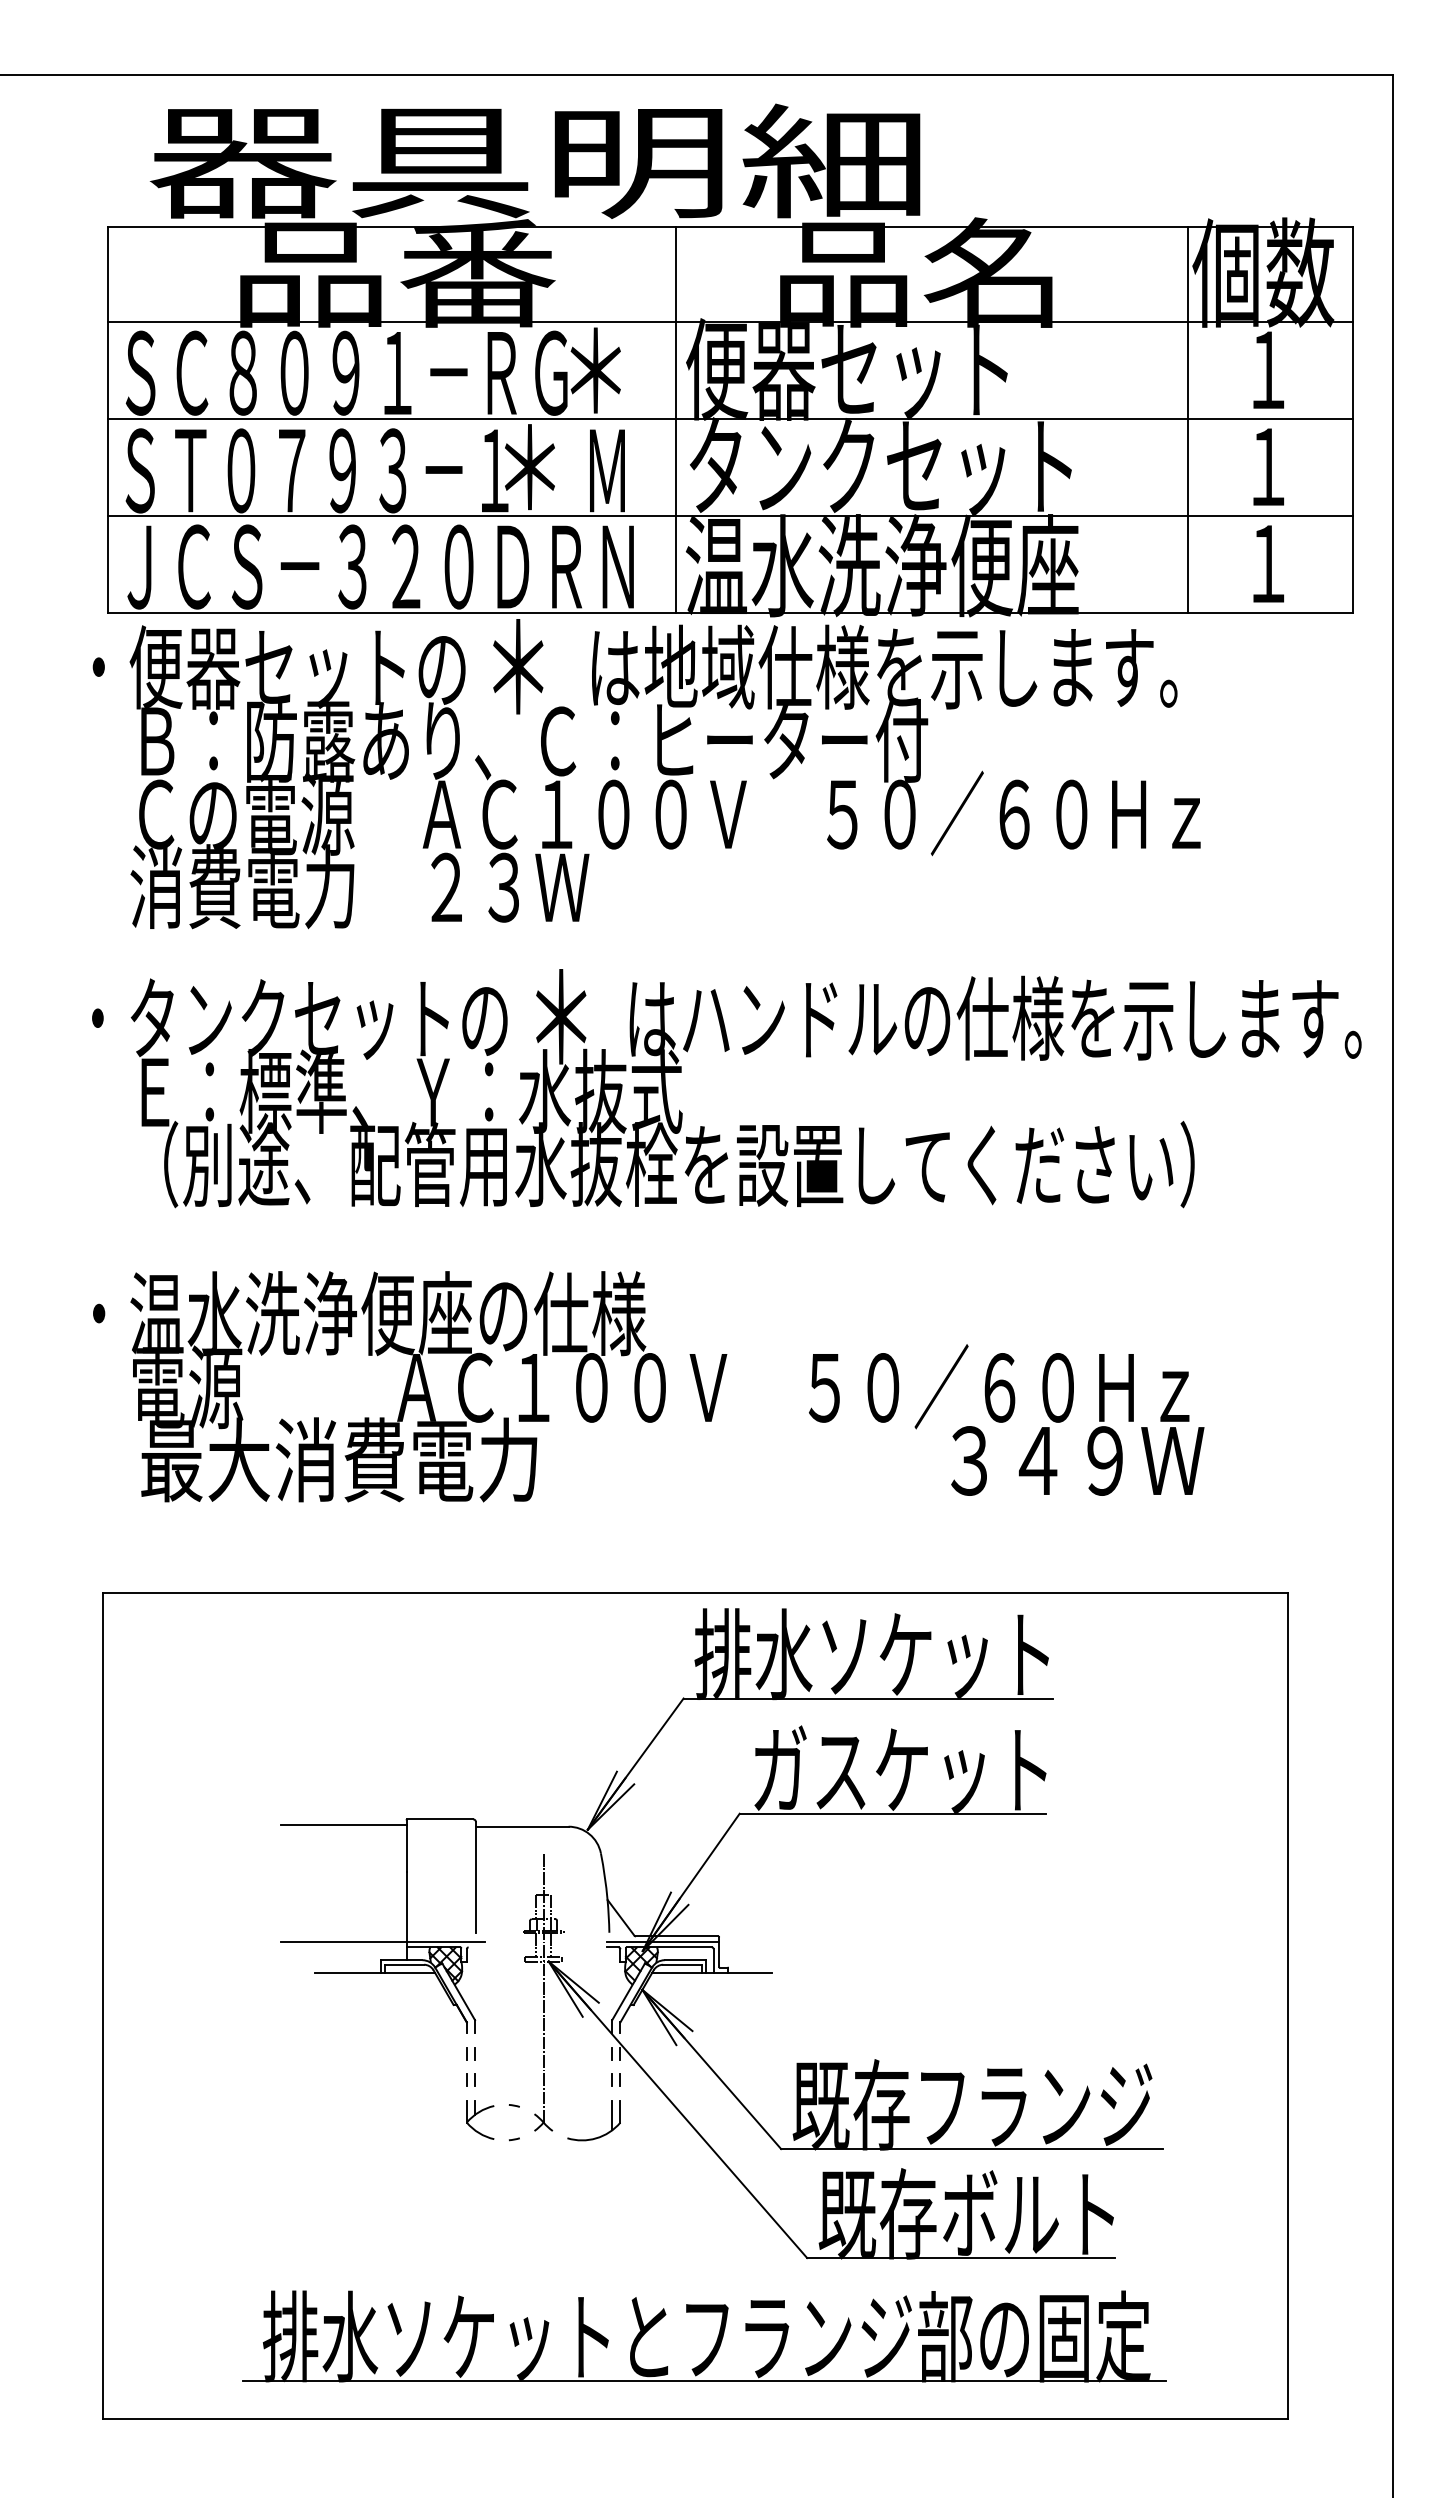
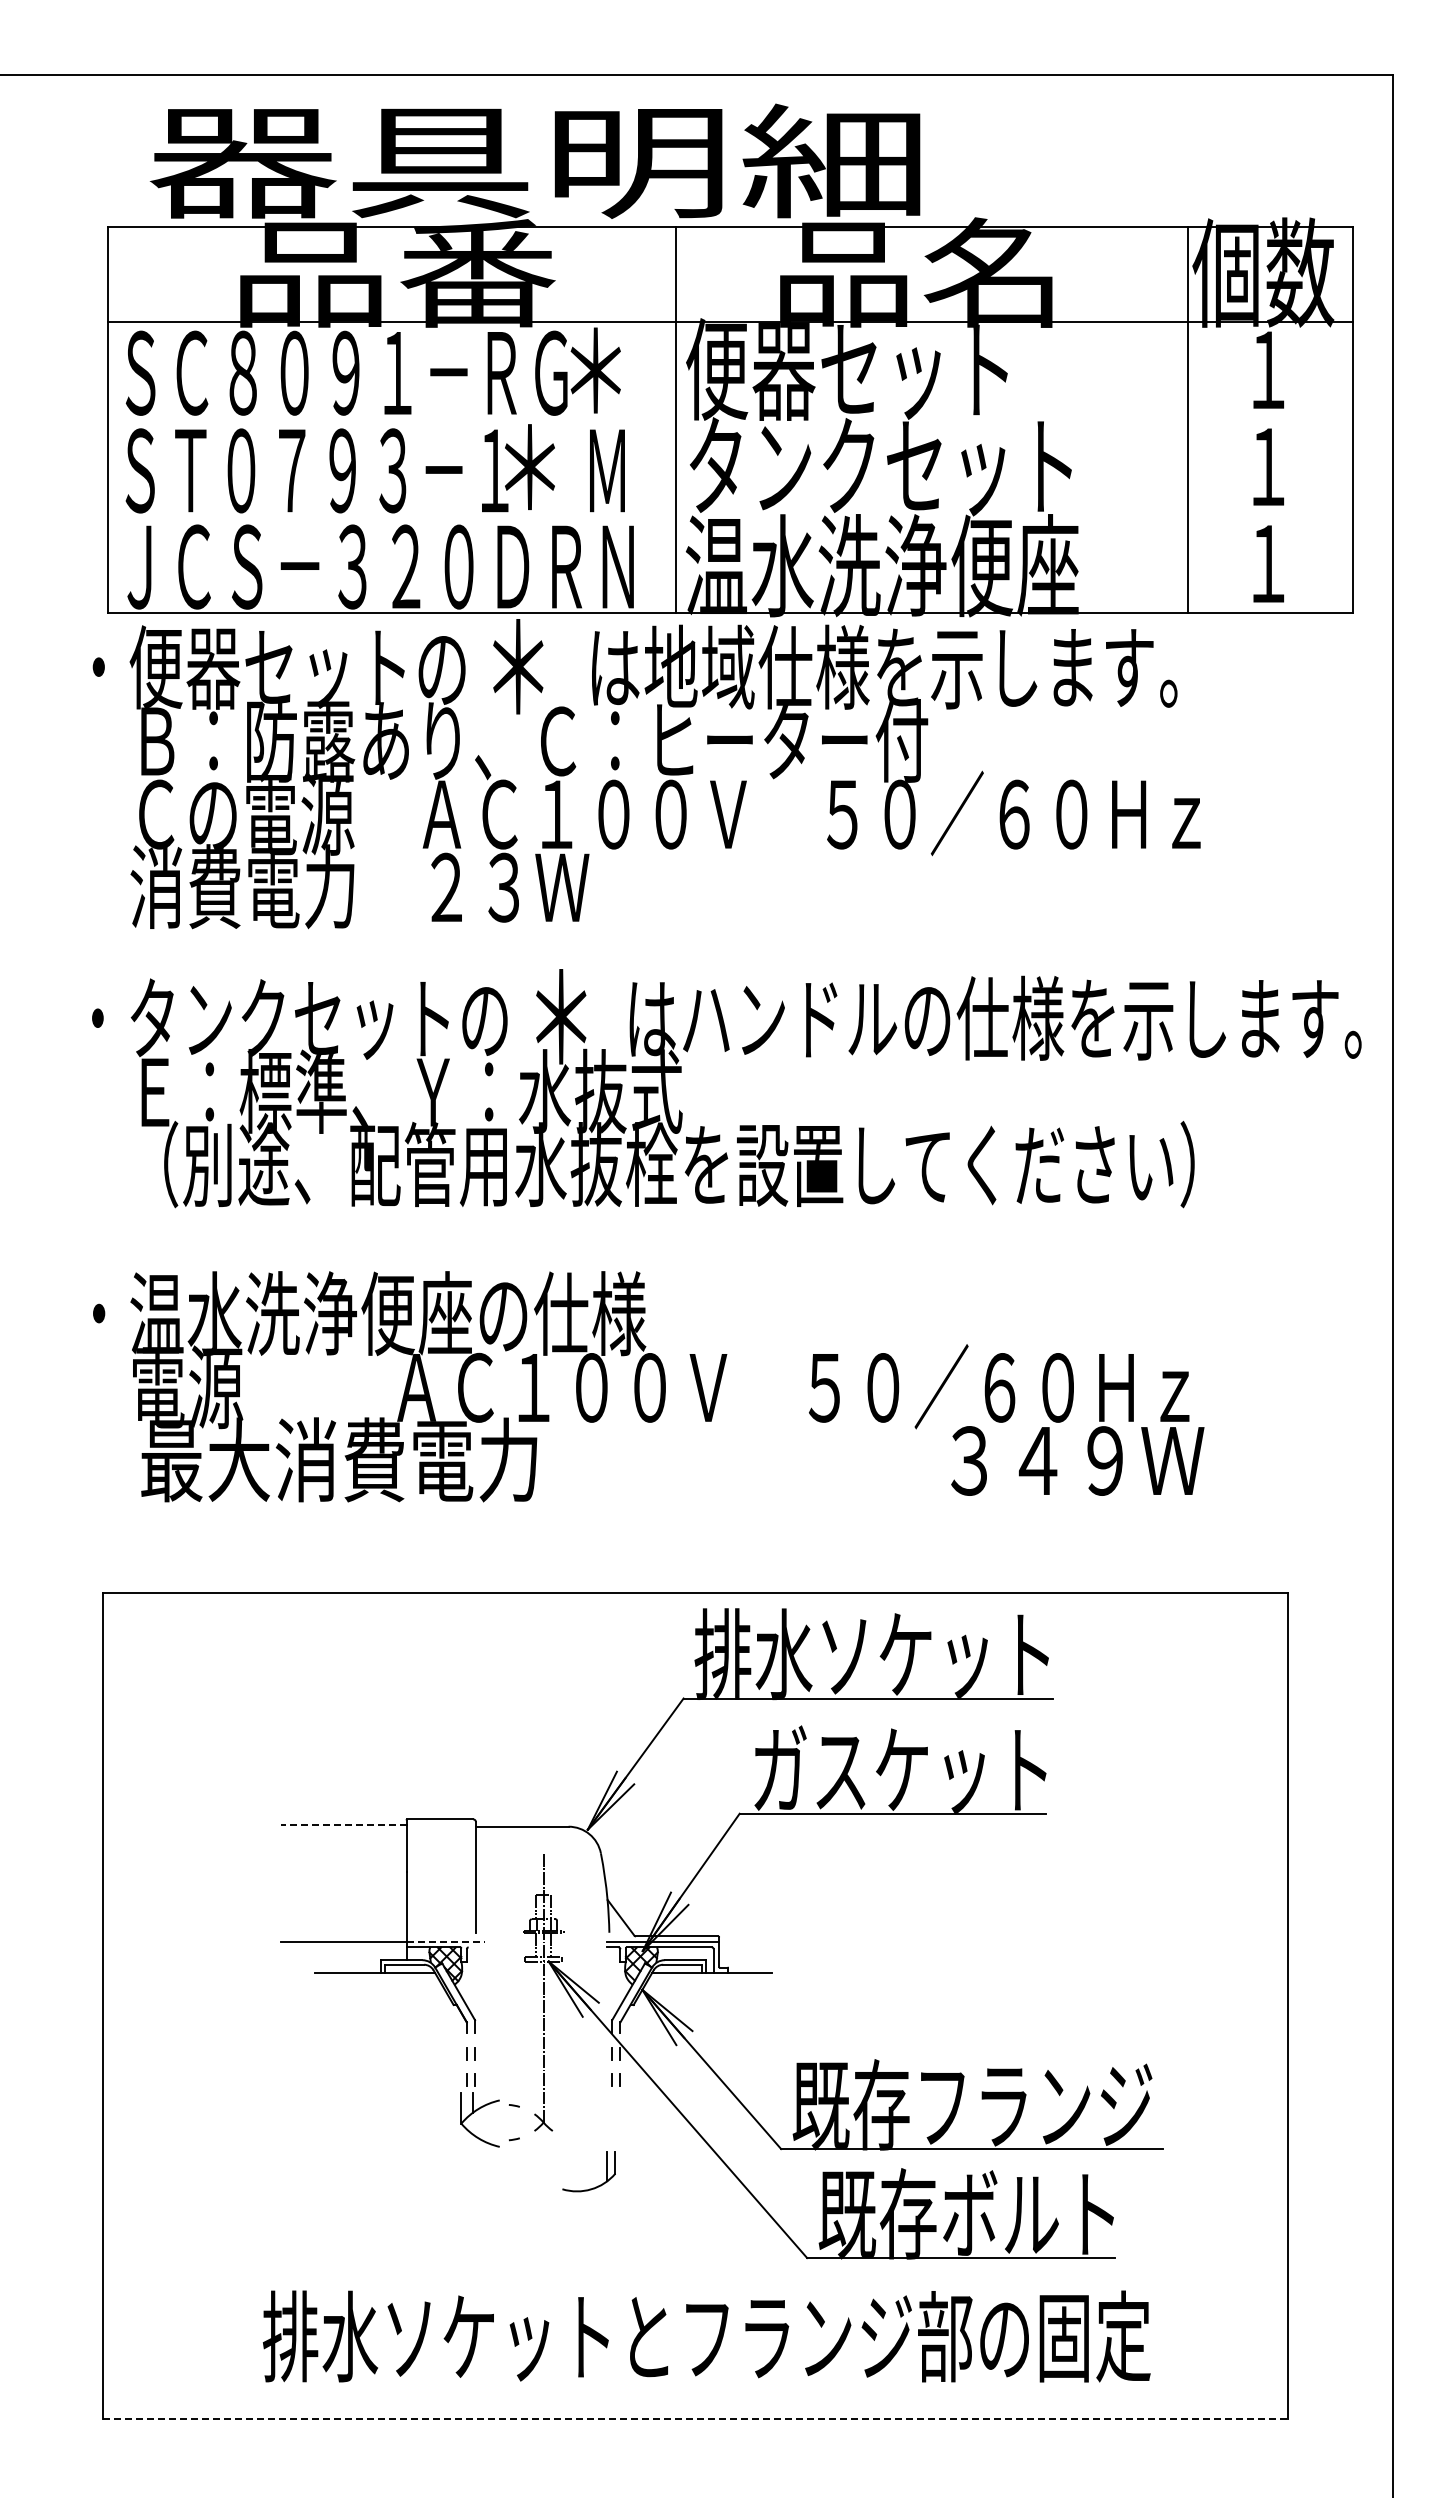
line: present -> none (729, 418)
line: present -> none (729, 515)
line: solid -> dashed (343, 1824)
line: solid -> dashed (446, 1941)
part size: 29x40 px -> 40x56 px (479, 2119)
part position: (600, 2135) -> (595, 2186) (595, 2186)
line: present -> none (704, 2380)
line: solid -> dashed (695, 2419)
